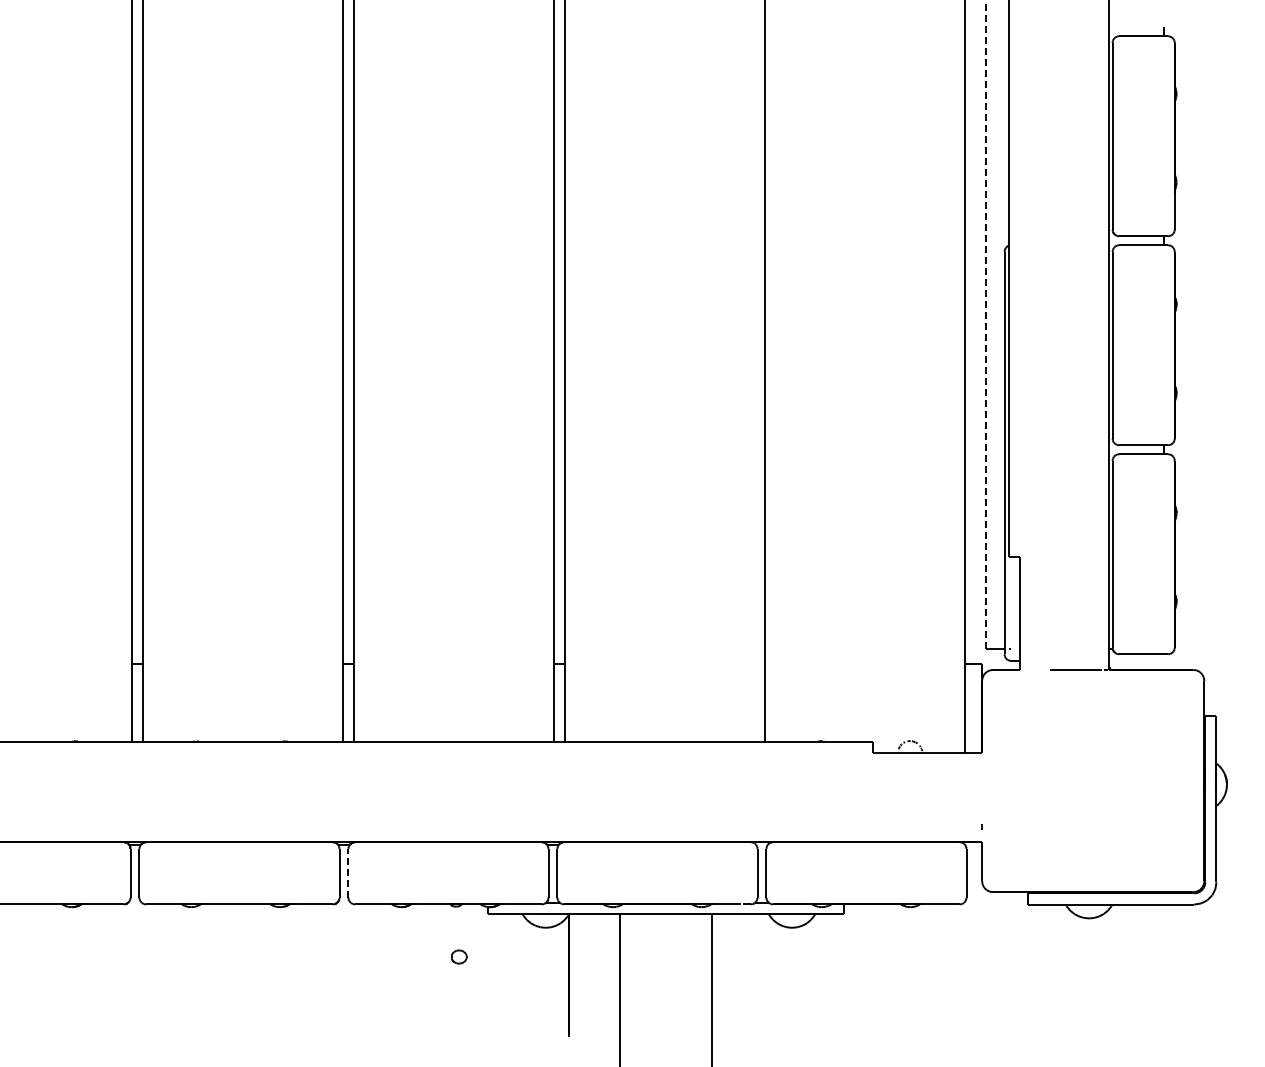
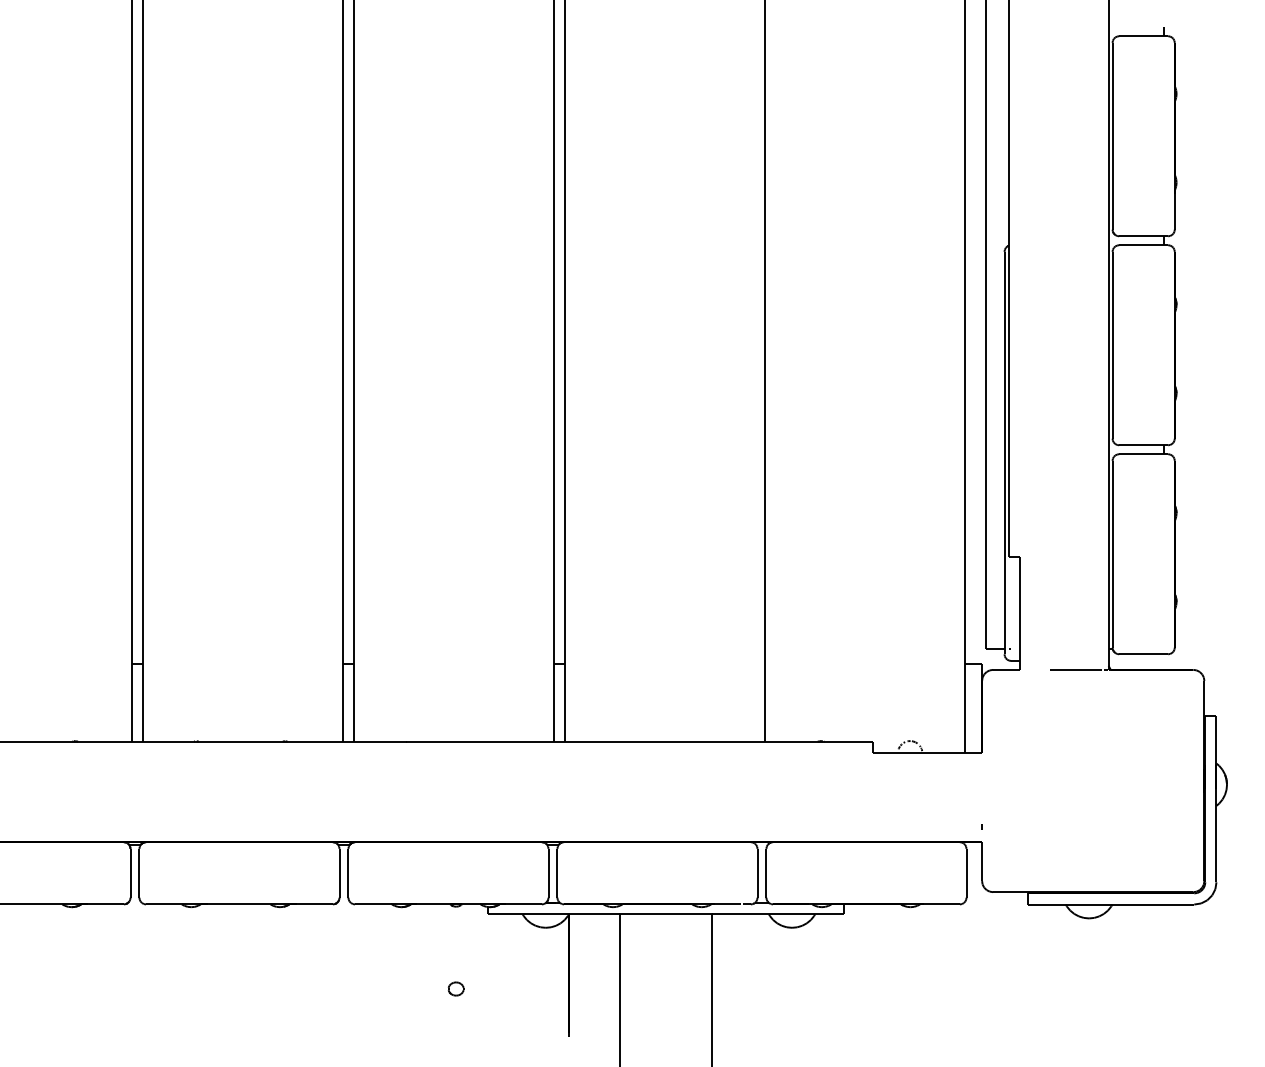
line: dashed -> solid (986, 324)
line: dashed -> solid (348, 872)
part position: (458, 956) -> (455, 988) (455, 988)
